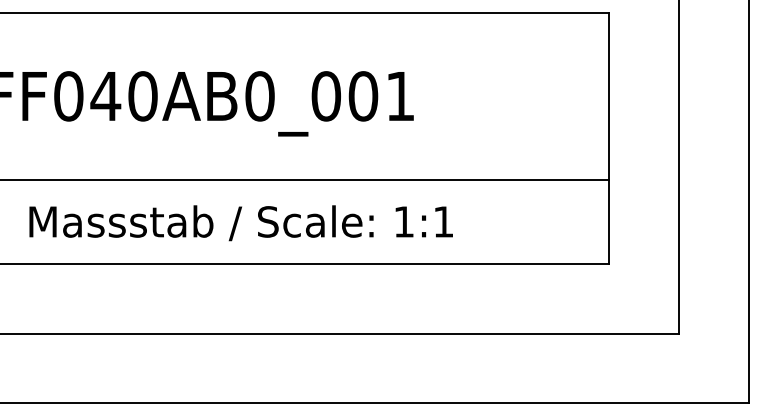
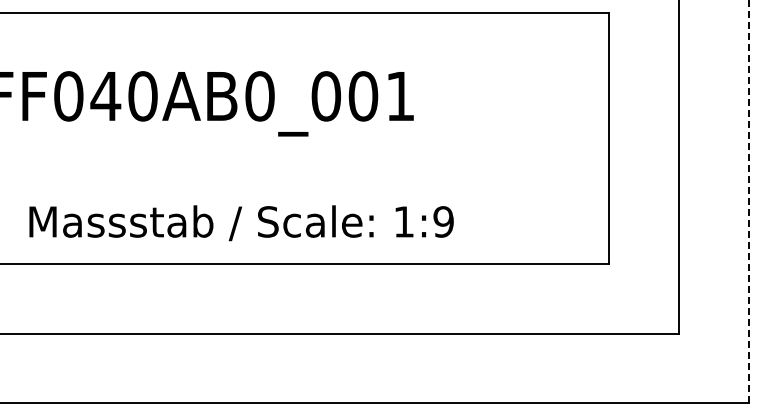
line: present -> none (305, 180)
line: solid -> dashed (748, 201)
text: 1:1 -> 1:9 (443, 221)
